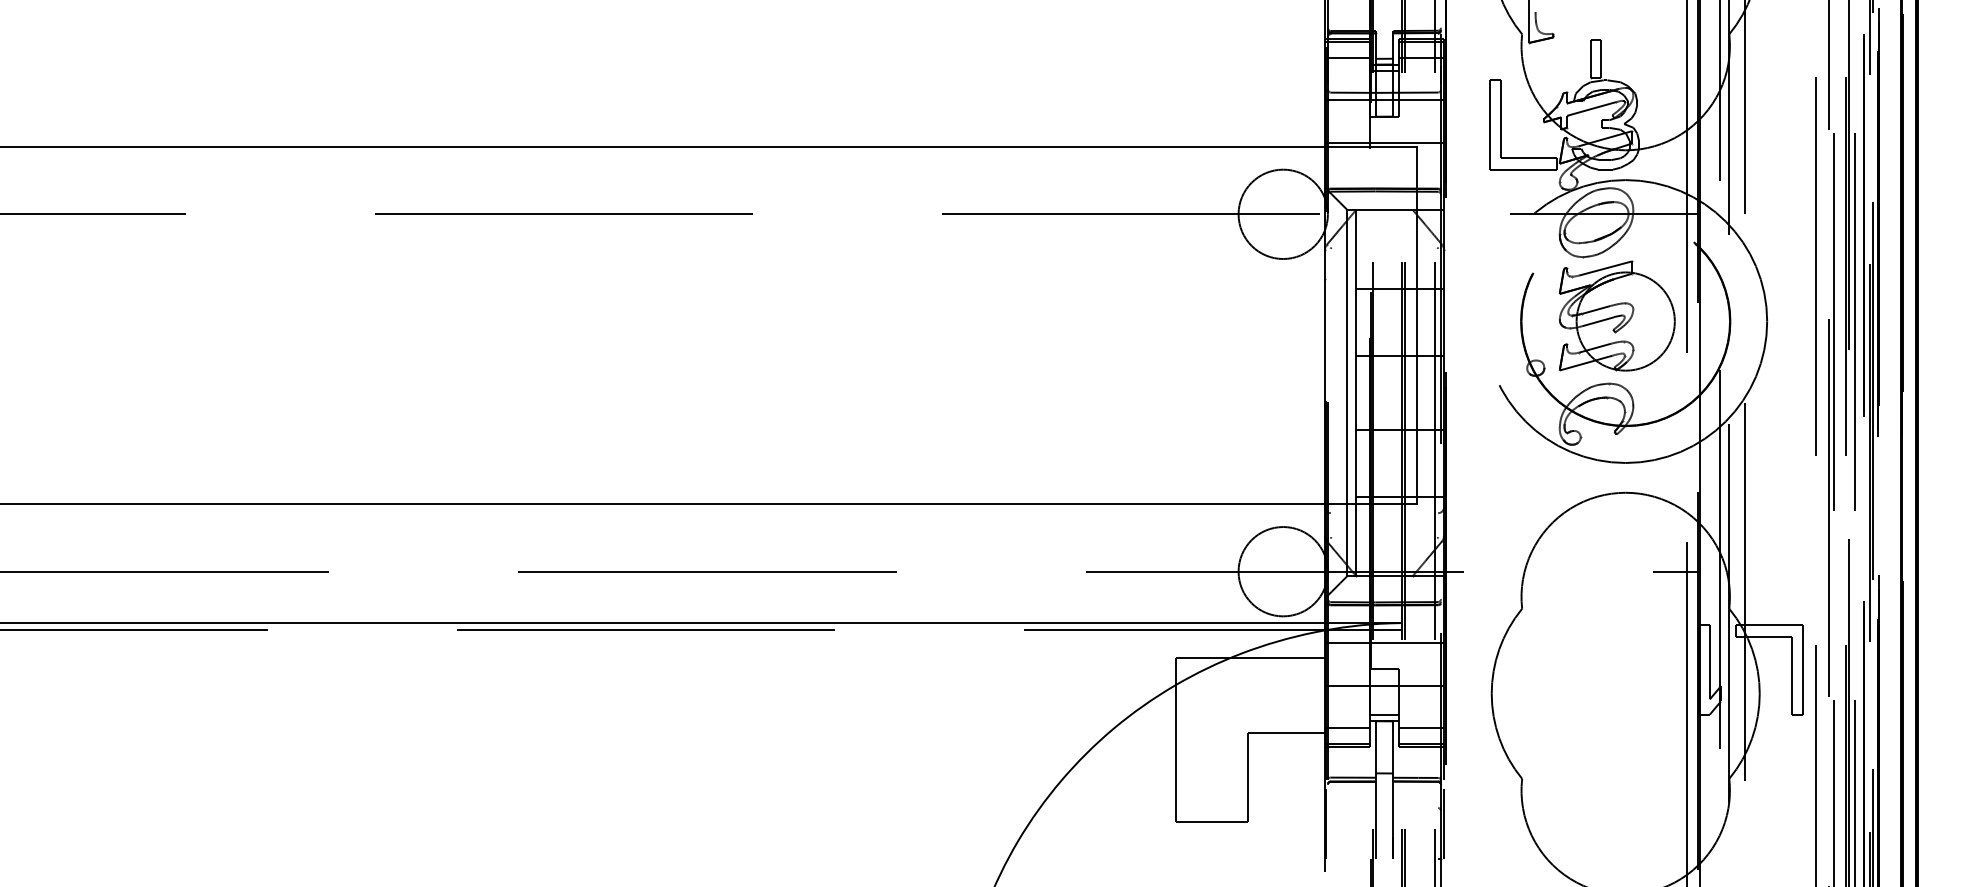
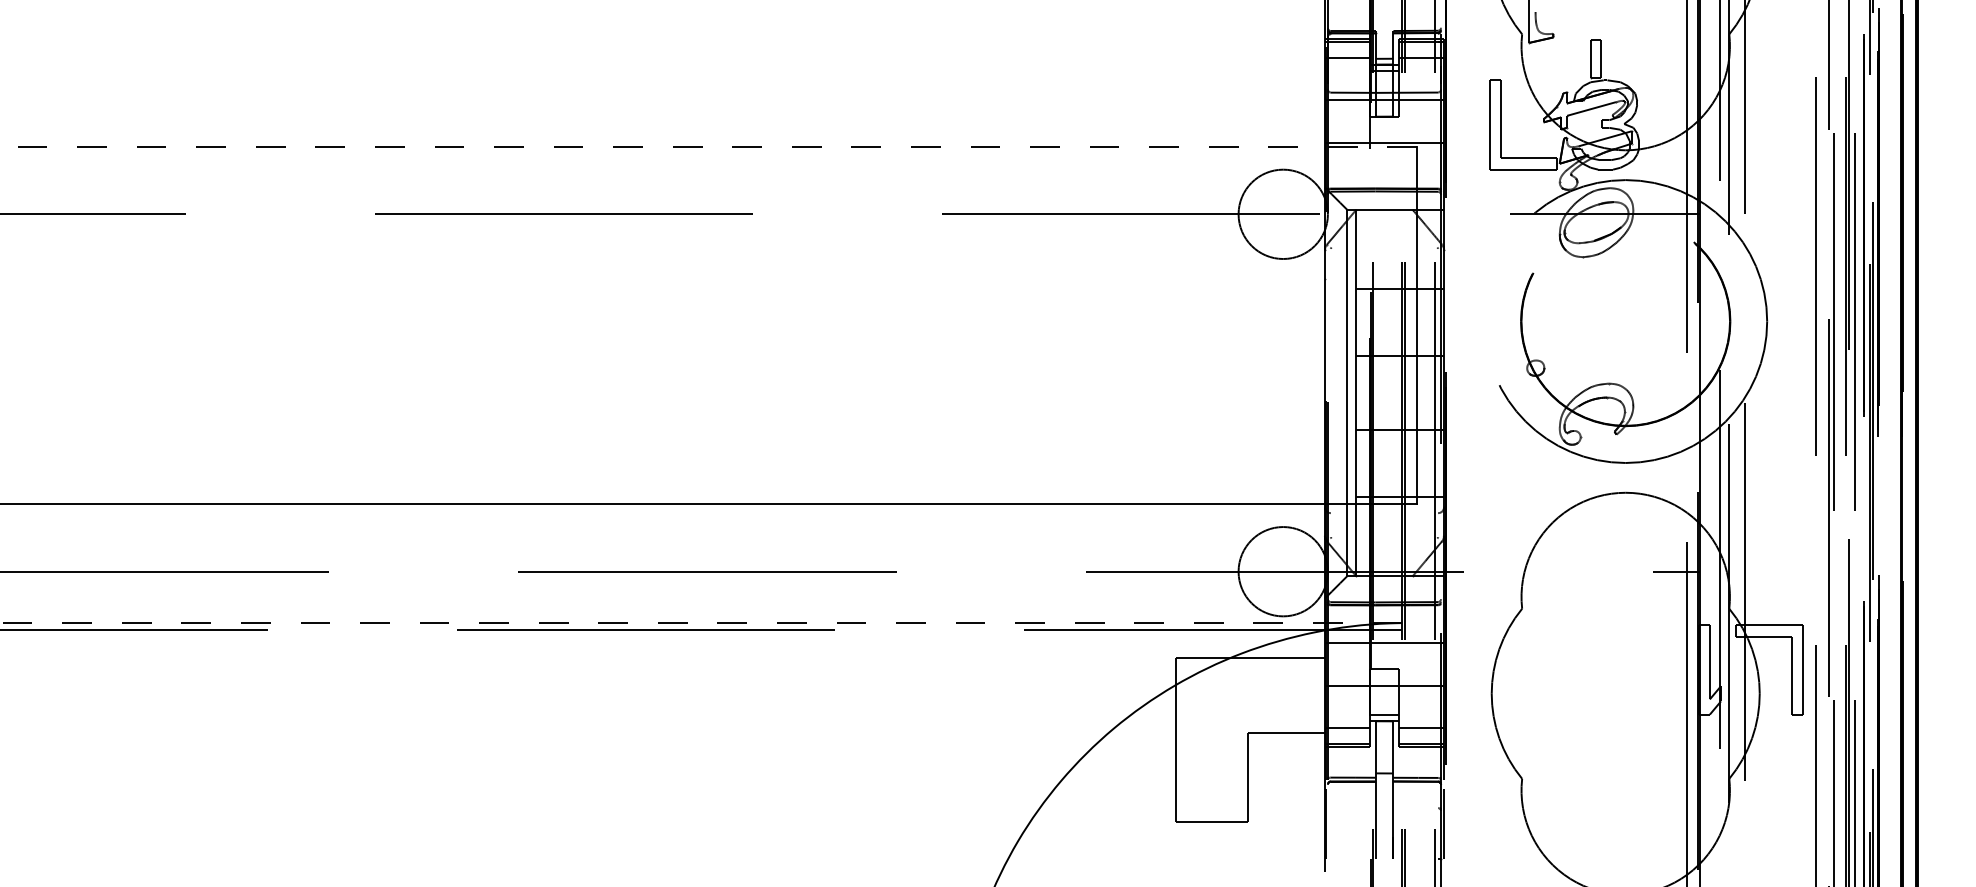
line: solid -> dashed (708, 146)
part: present -> none (1616, 315)
line: solid -> dashed (701, 623)
